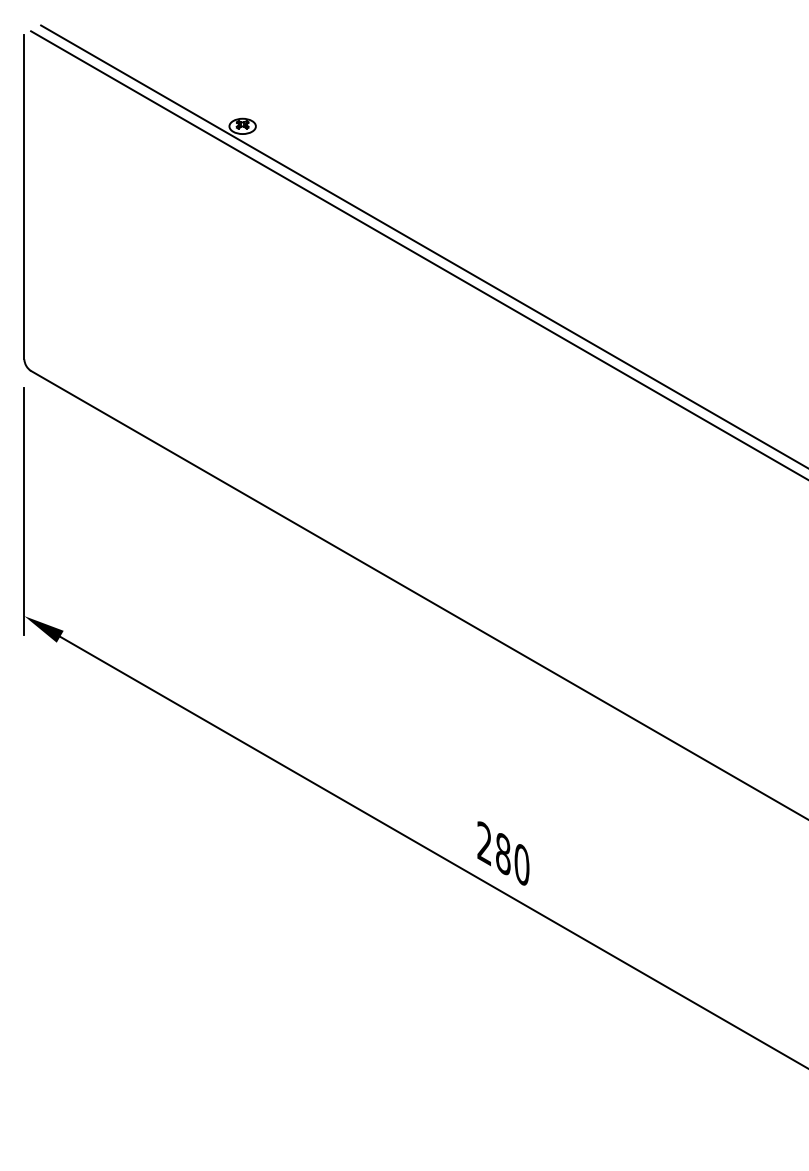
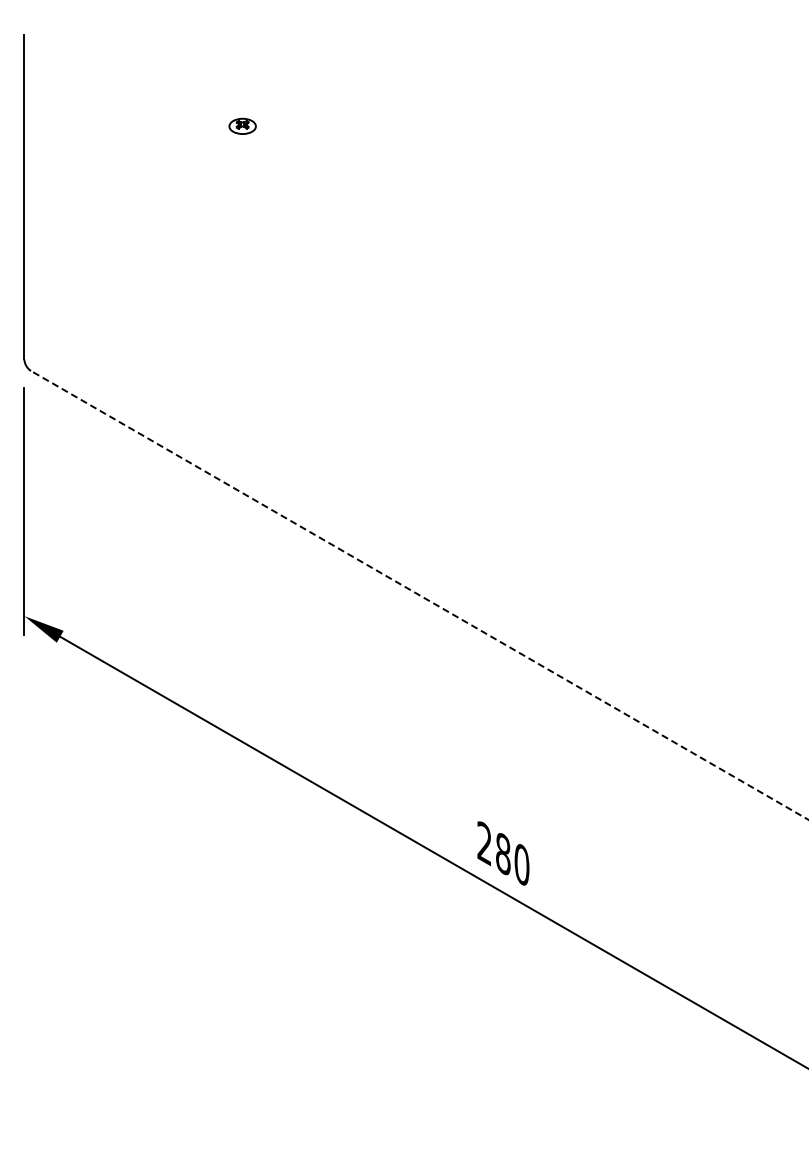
line: present -> none (423, 245)
line: present -> none (418, 254)
line: solid -> dashed (419, 595)
